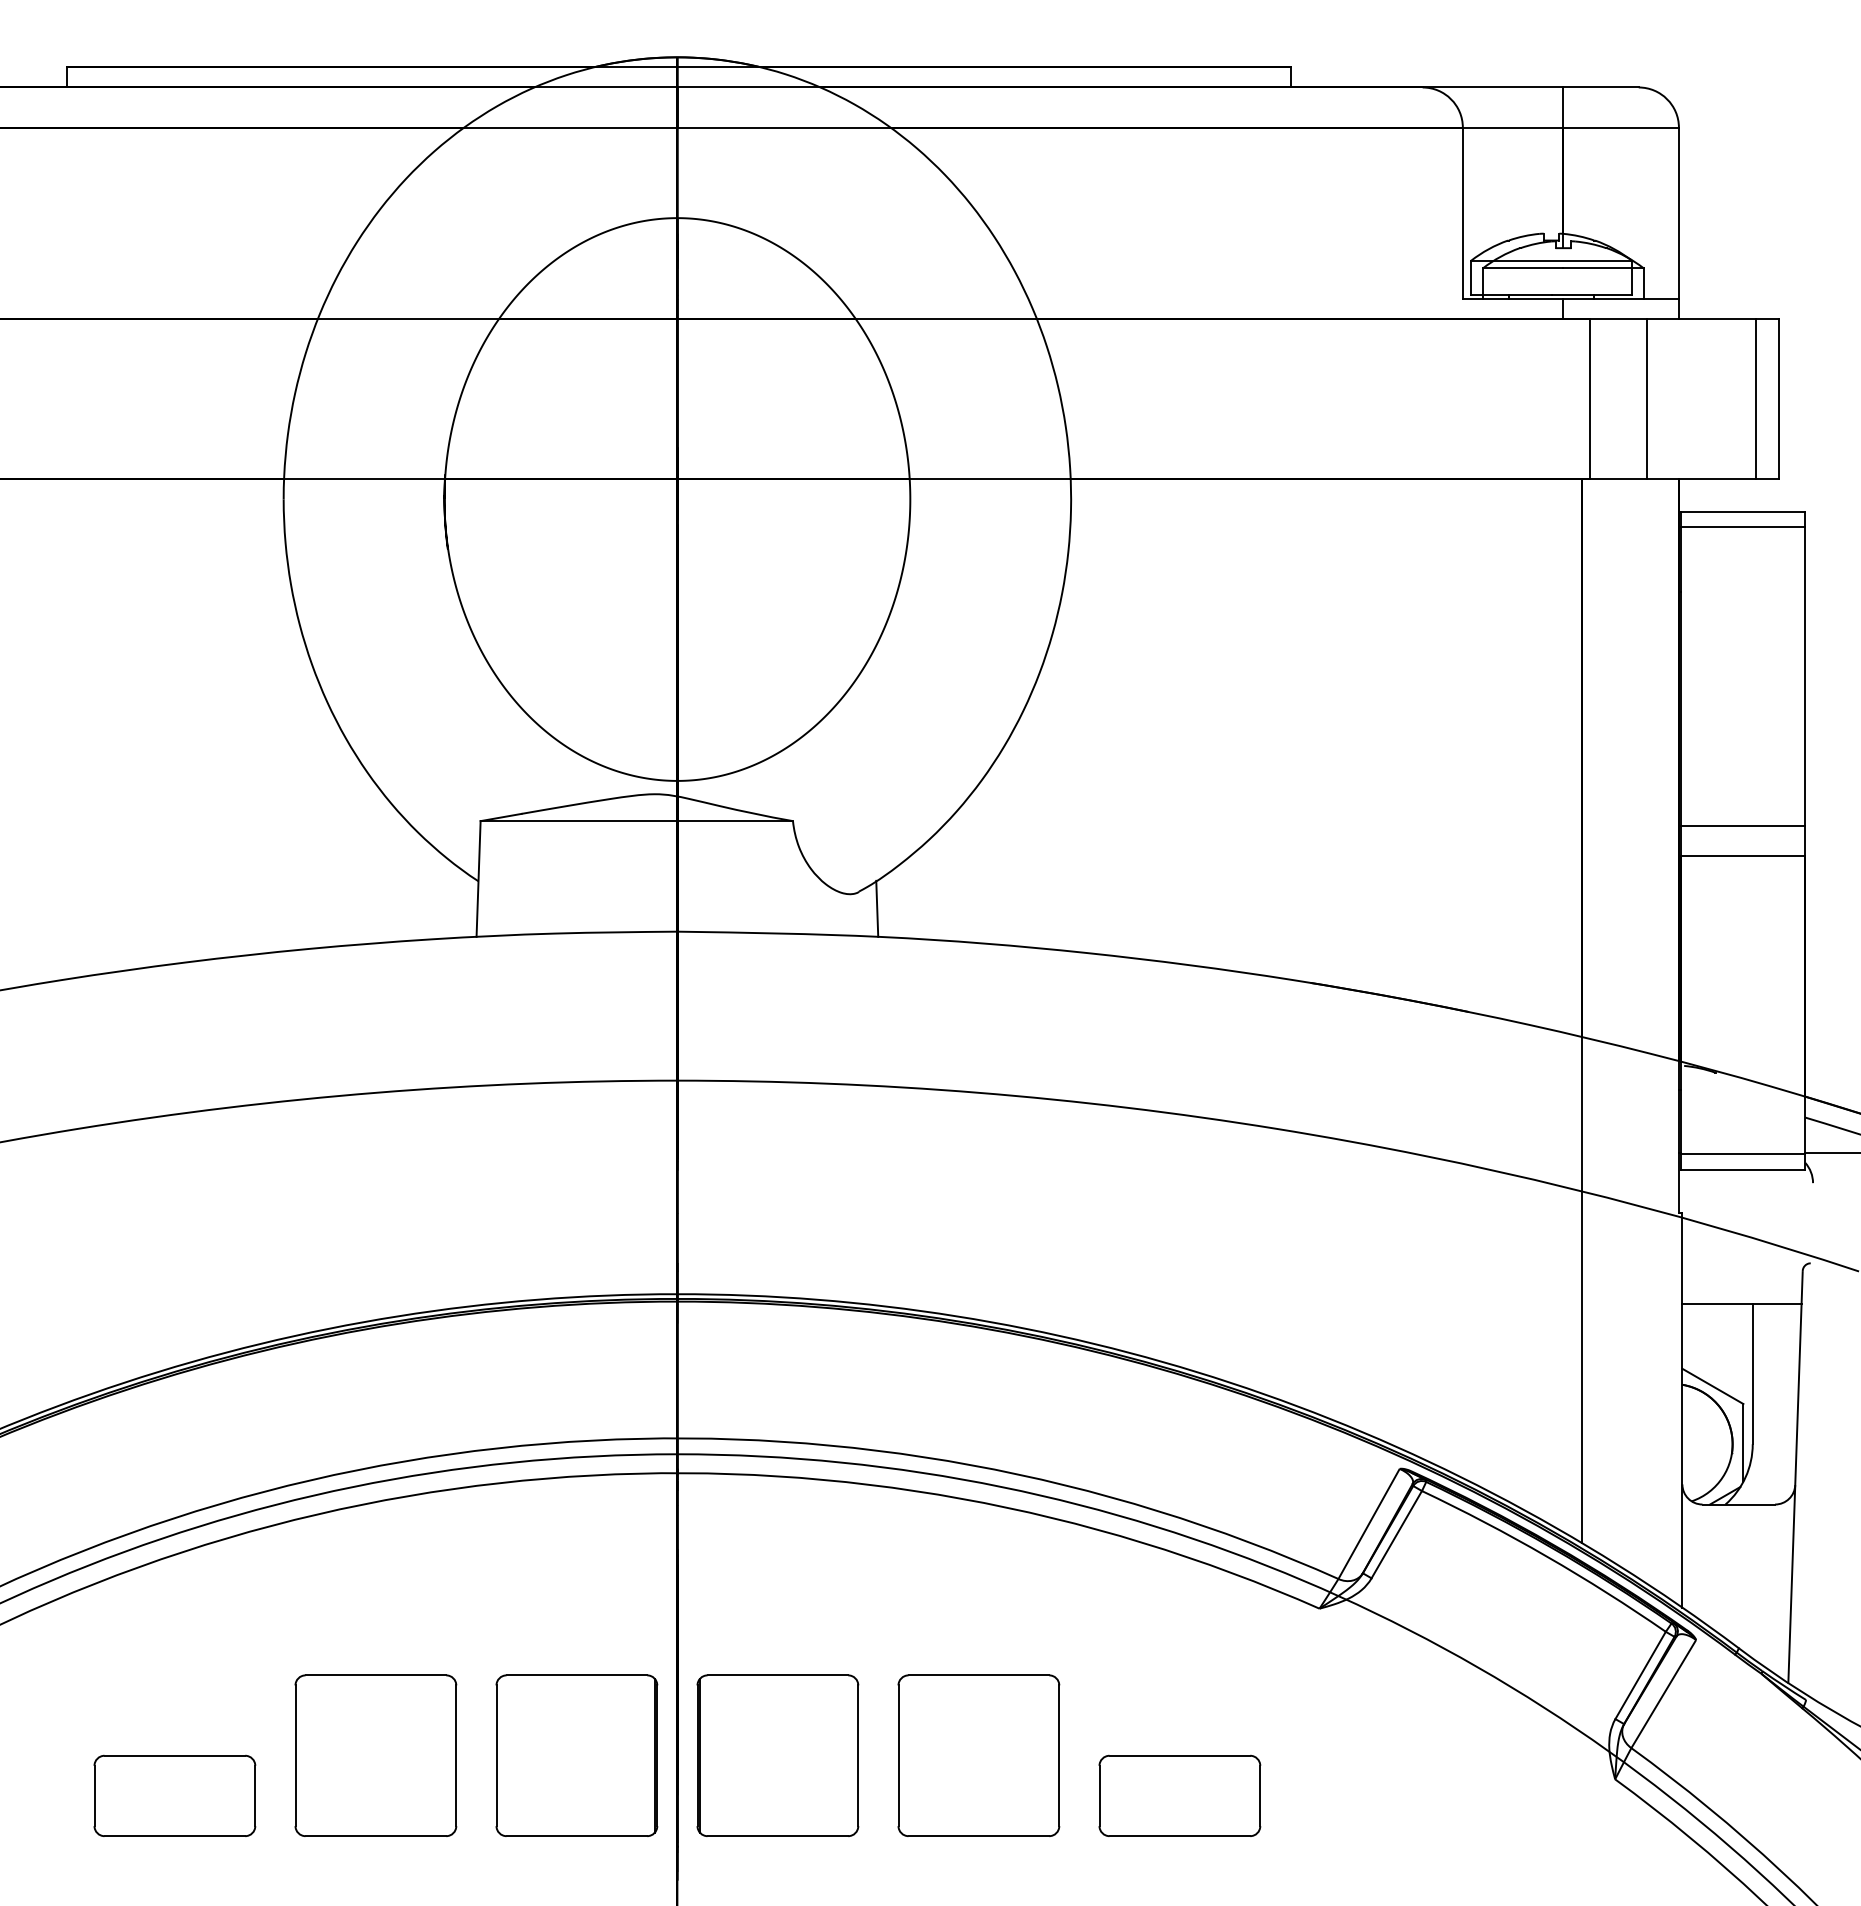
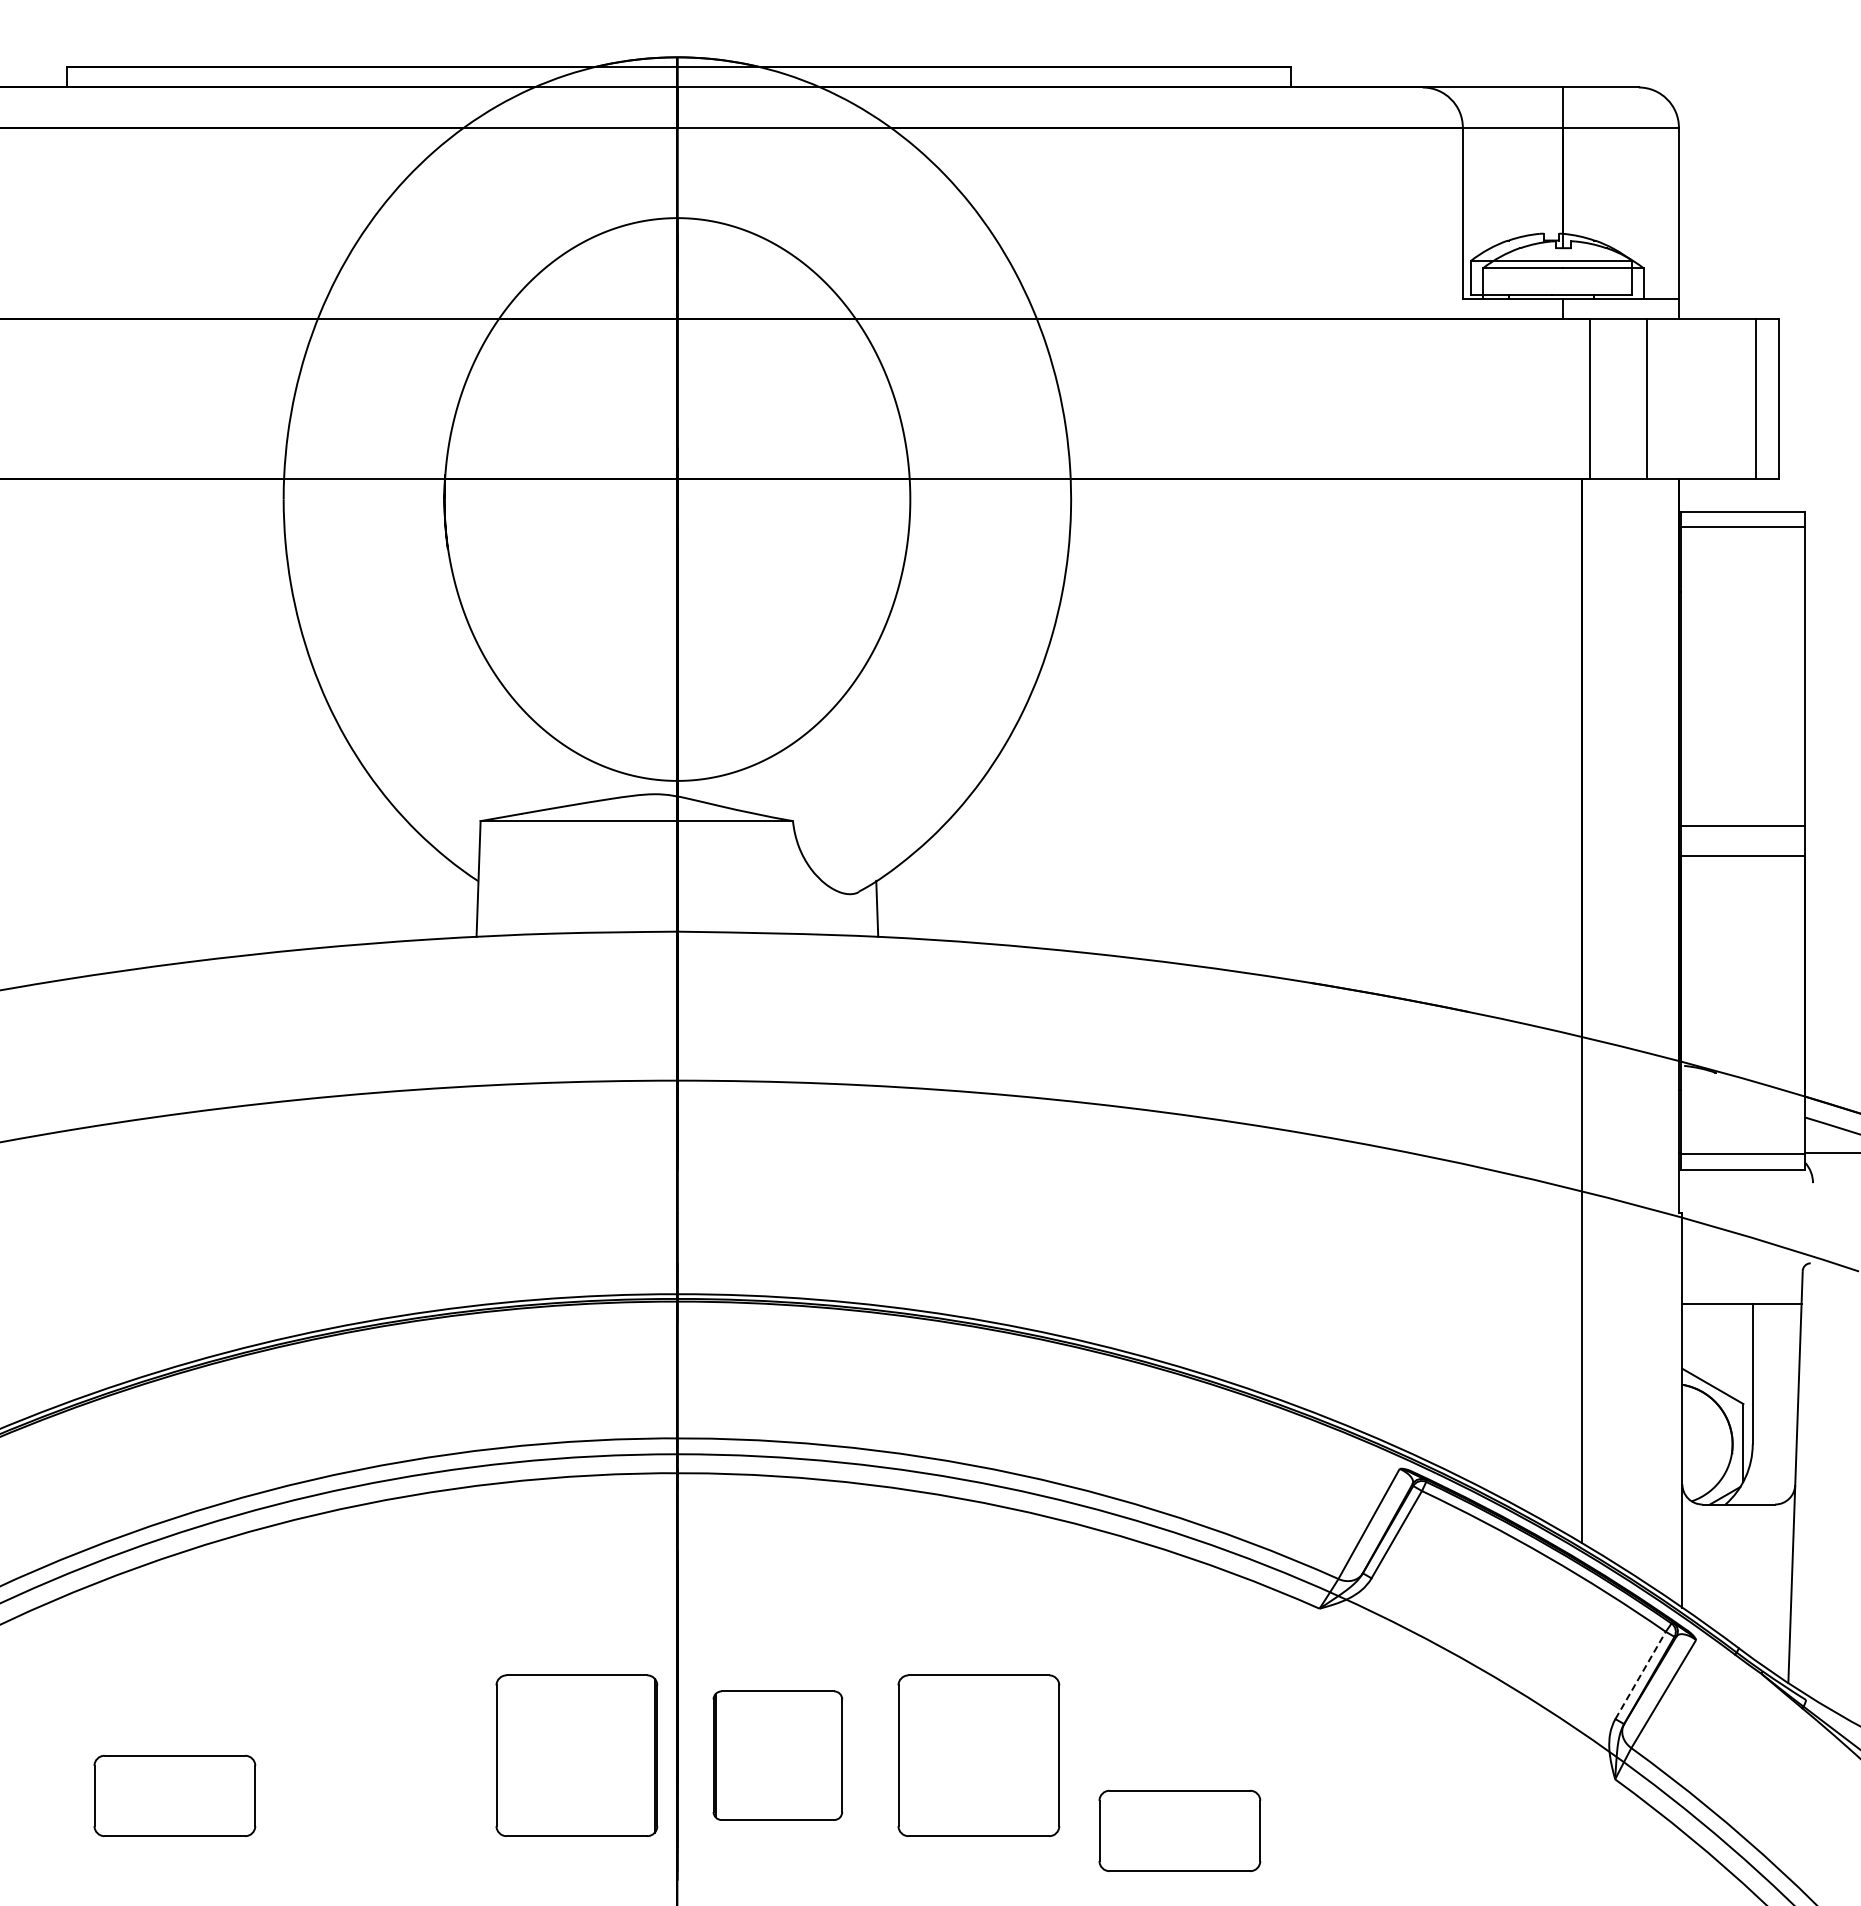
line: solid -> dashed (1640, 1675)
part: present -> none (375, 1755)
part size: 164x163 px -> 132x131 px (777, 1755)
part position: (1179, 1795) -> (1179, 1830) (1179, 1830)
